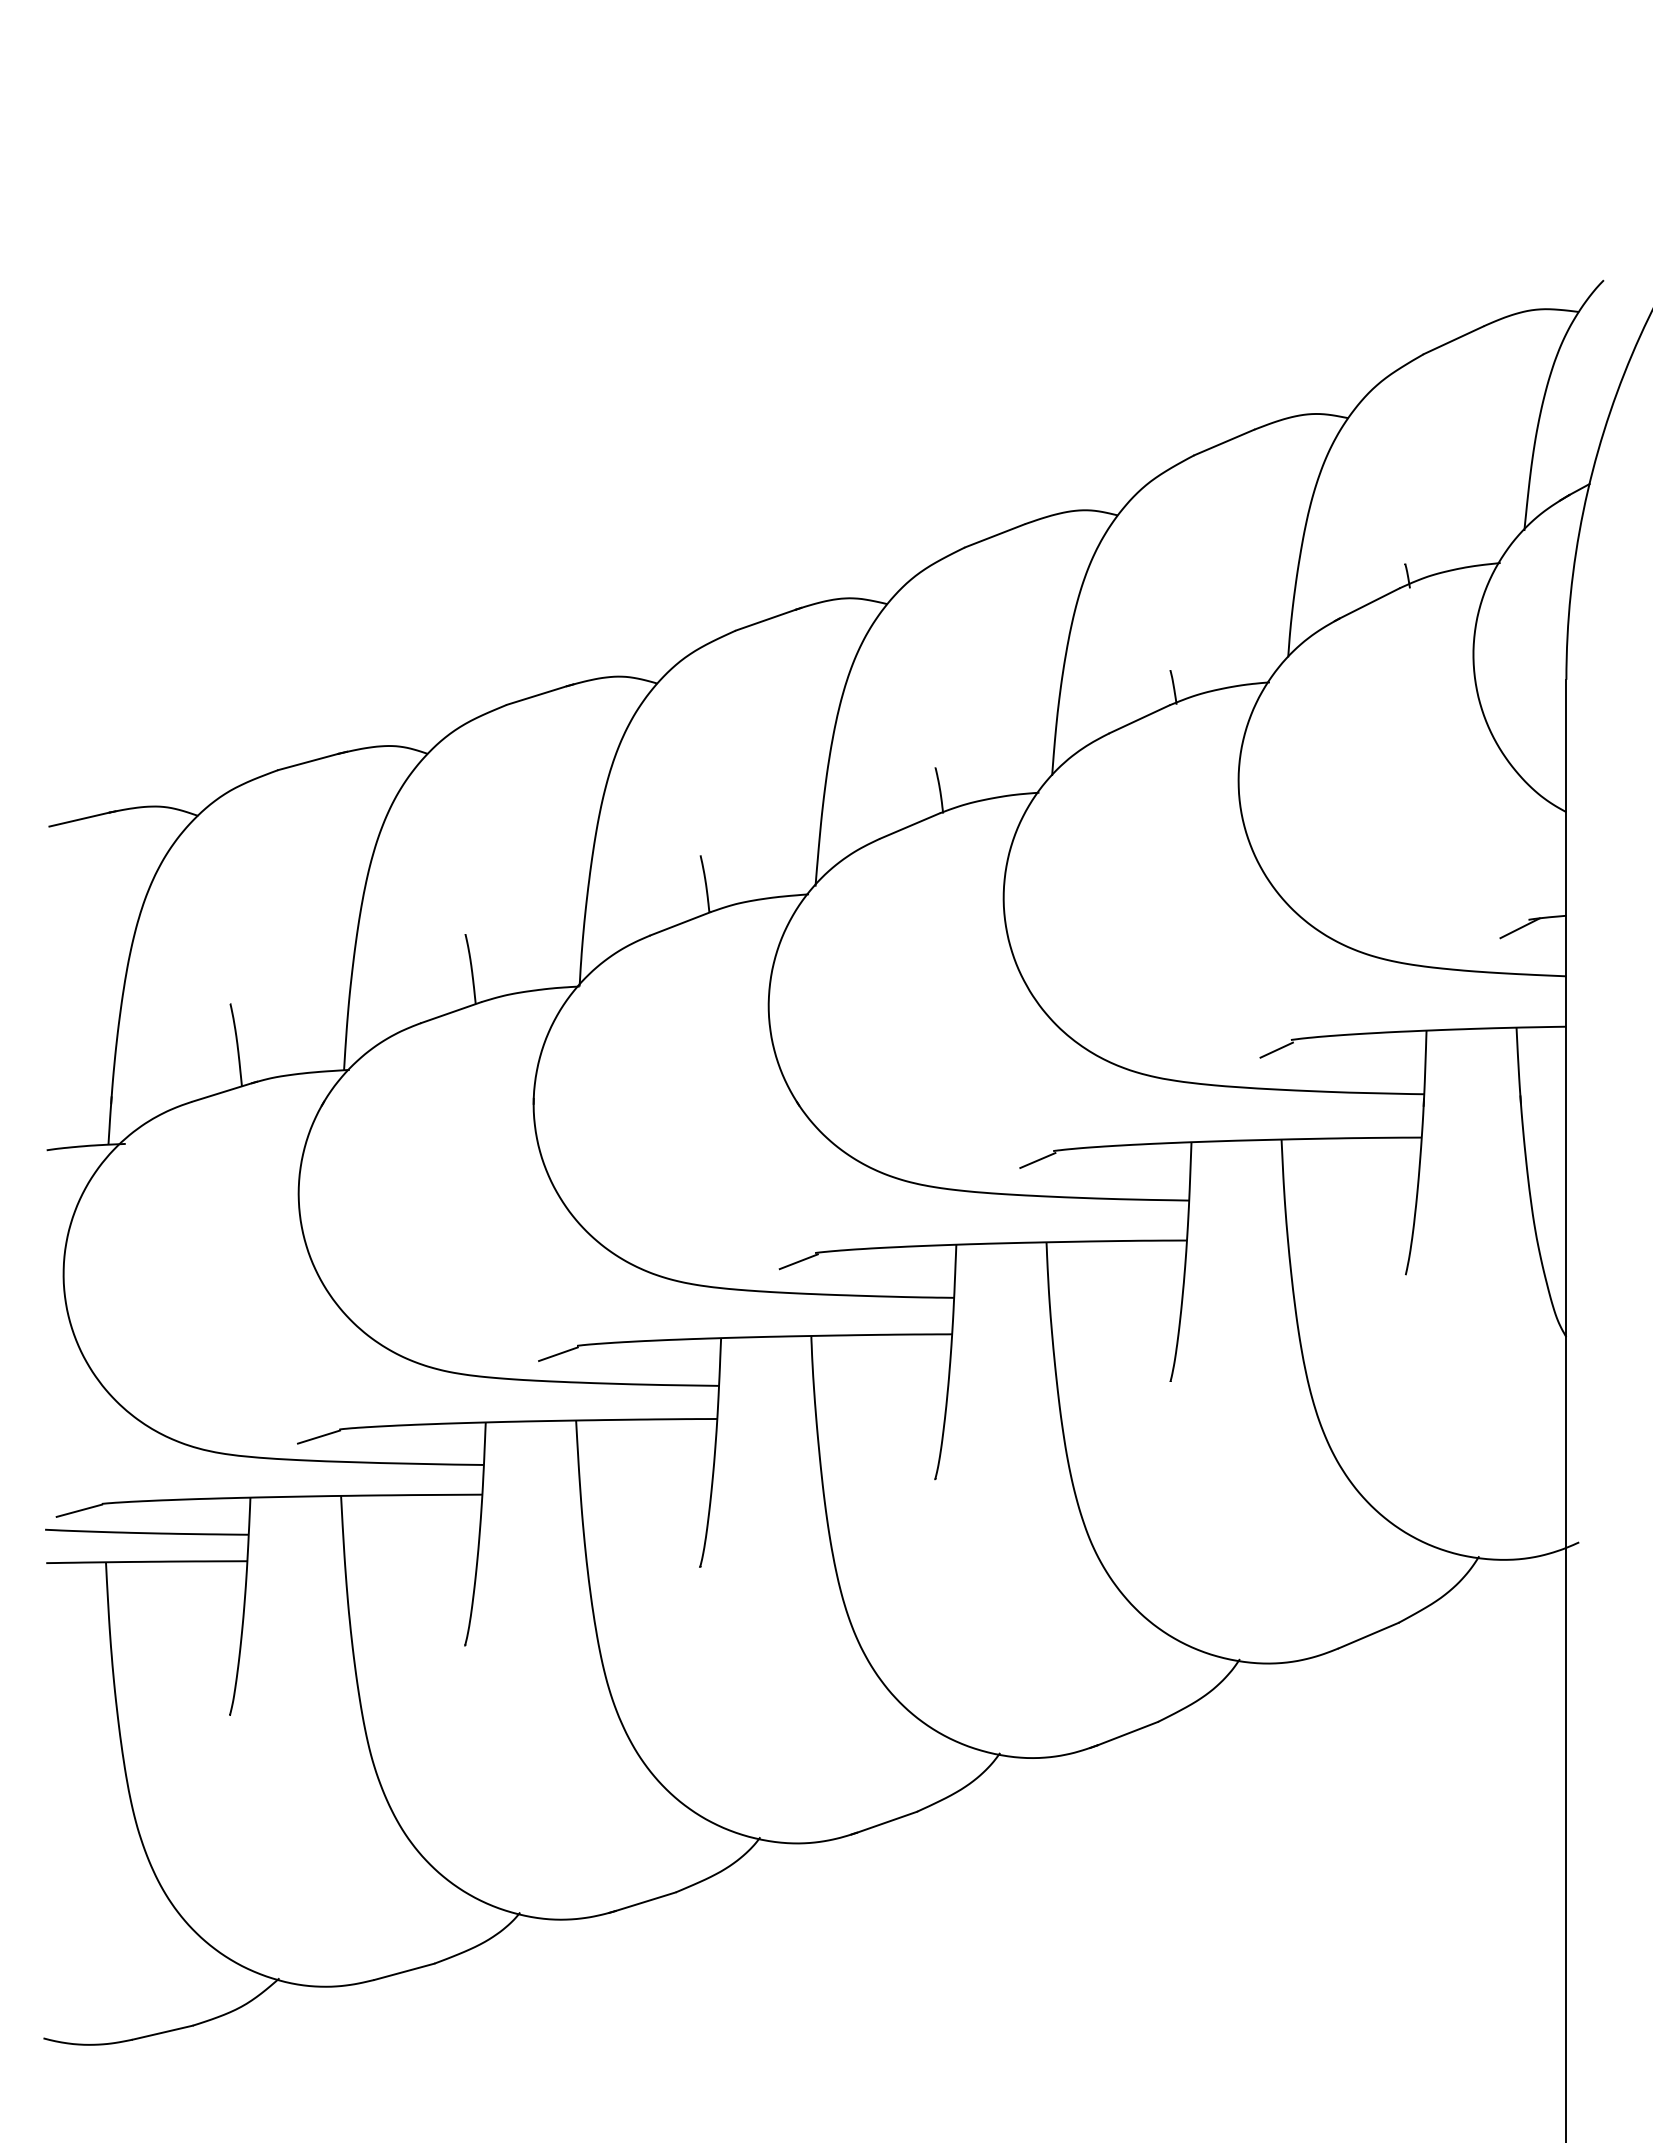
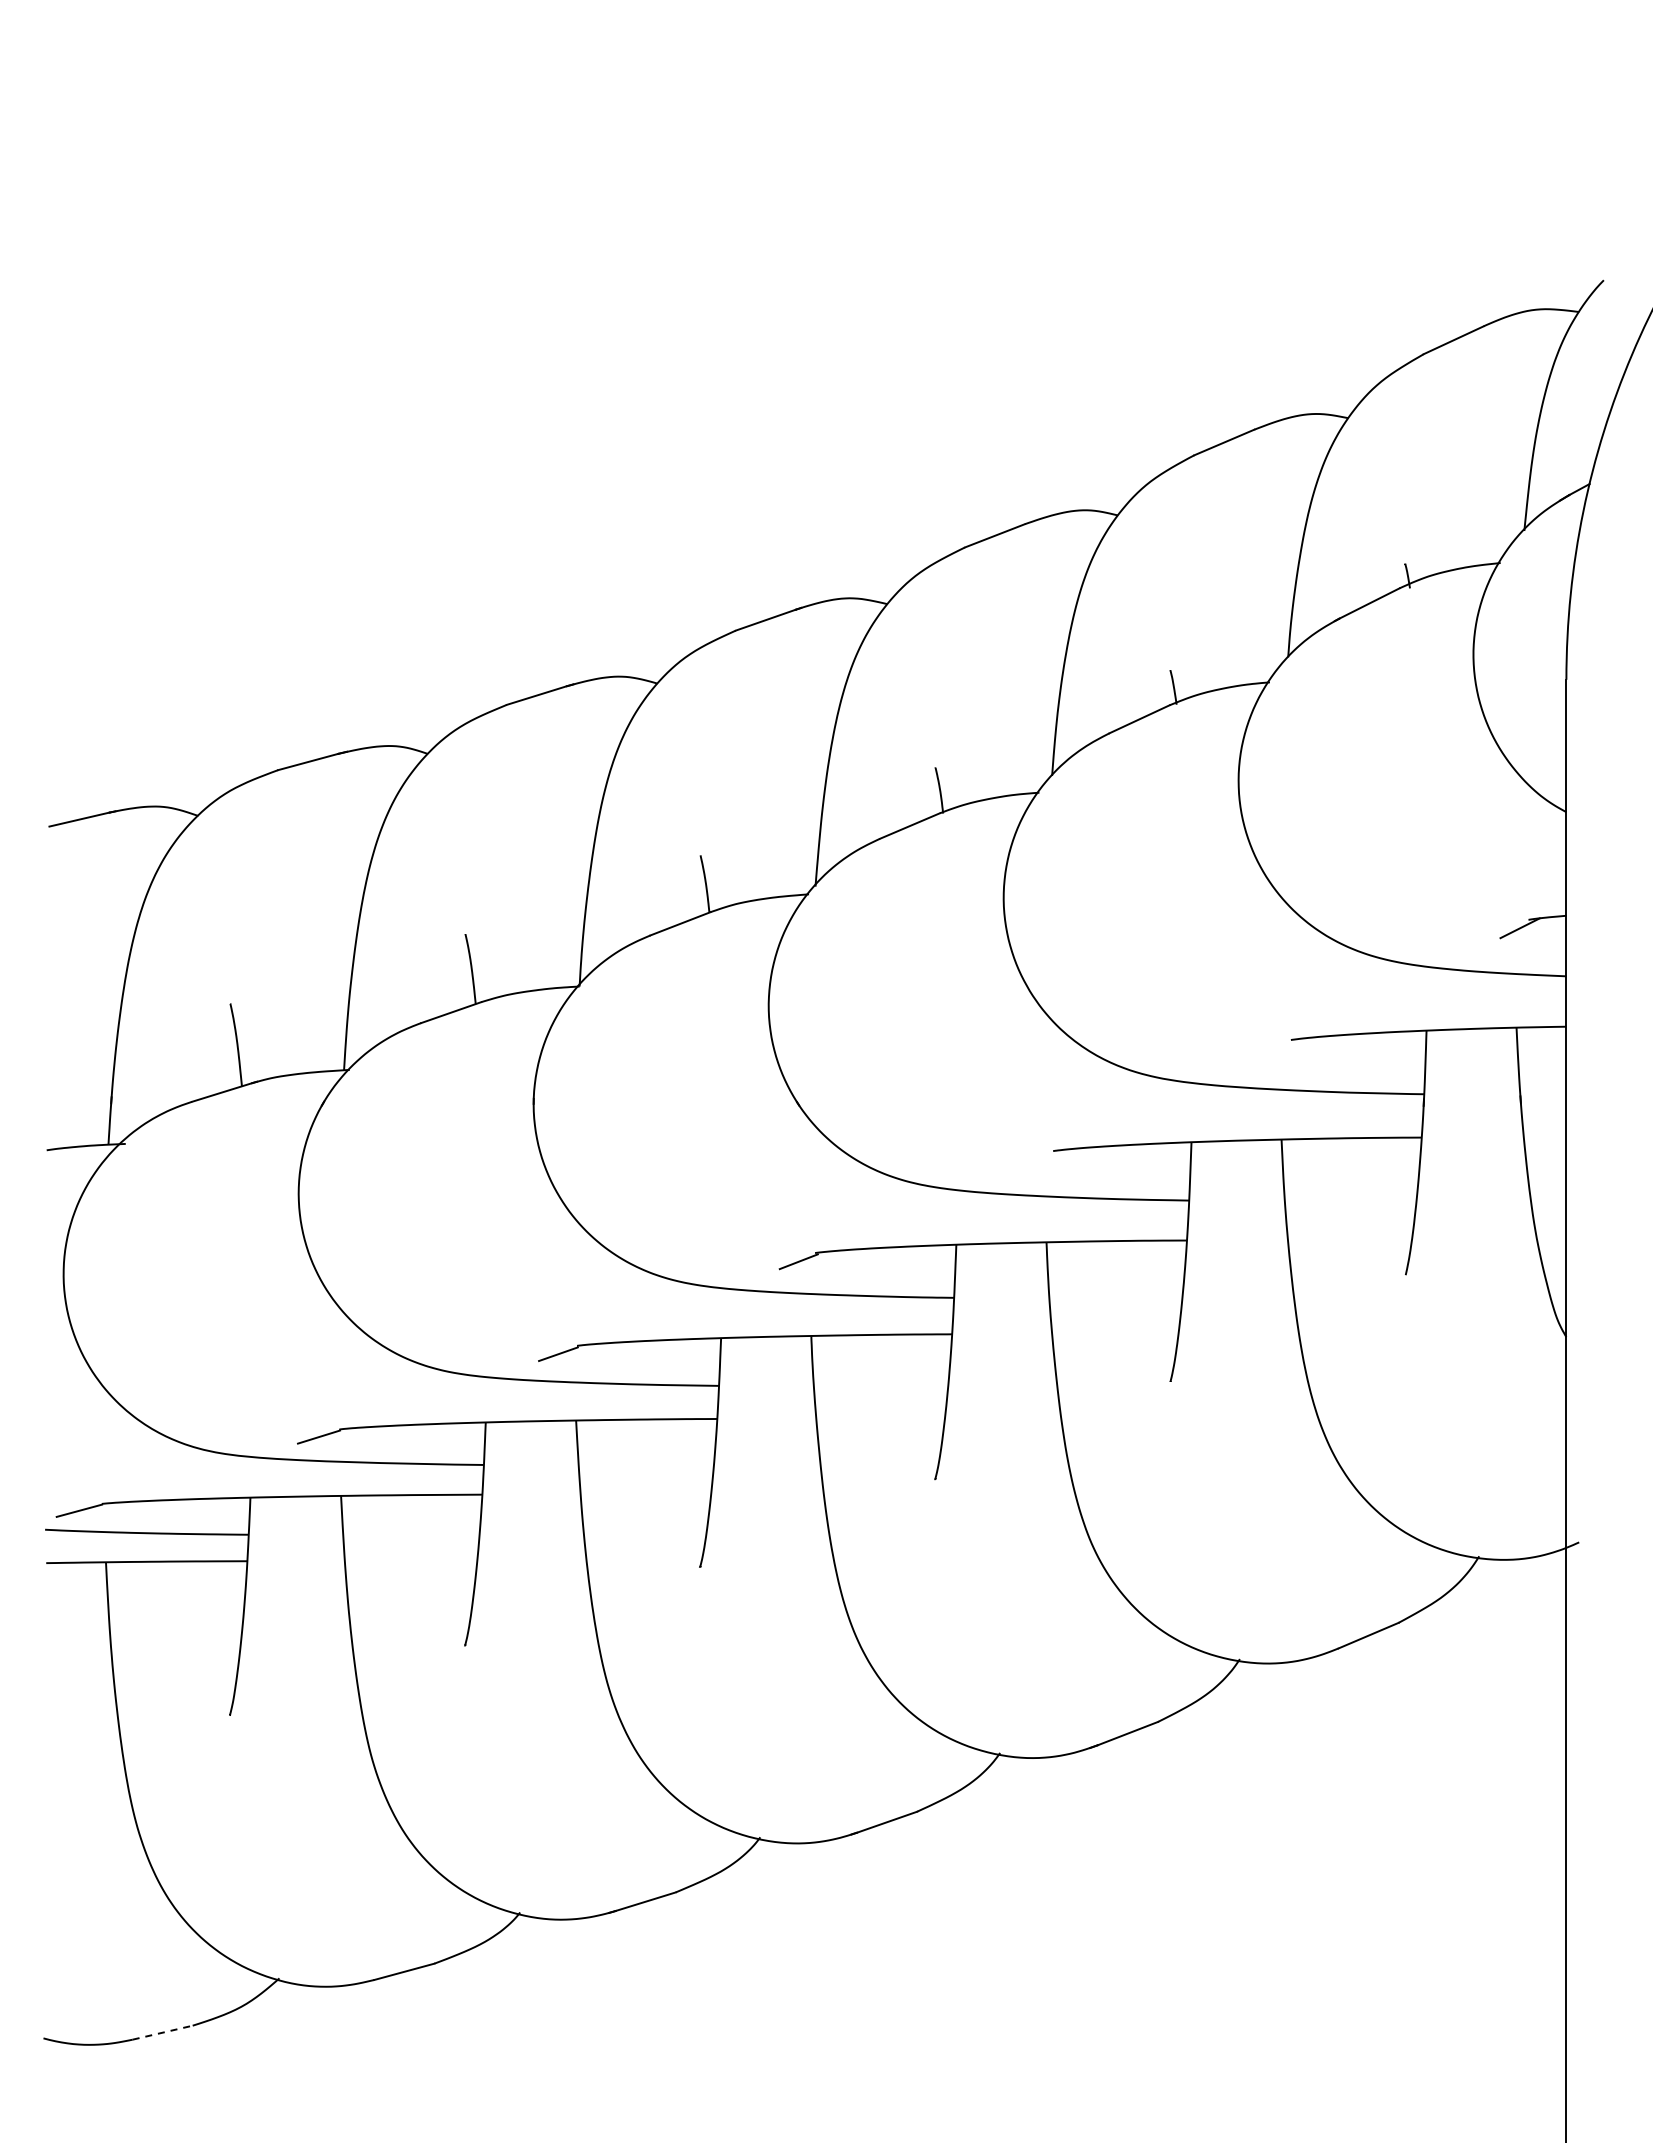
line: present -> none (1276, 1049)
line: present -> none (1037, 1160)
line: solid -> dashed (162, 2032)
